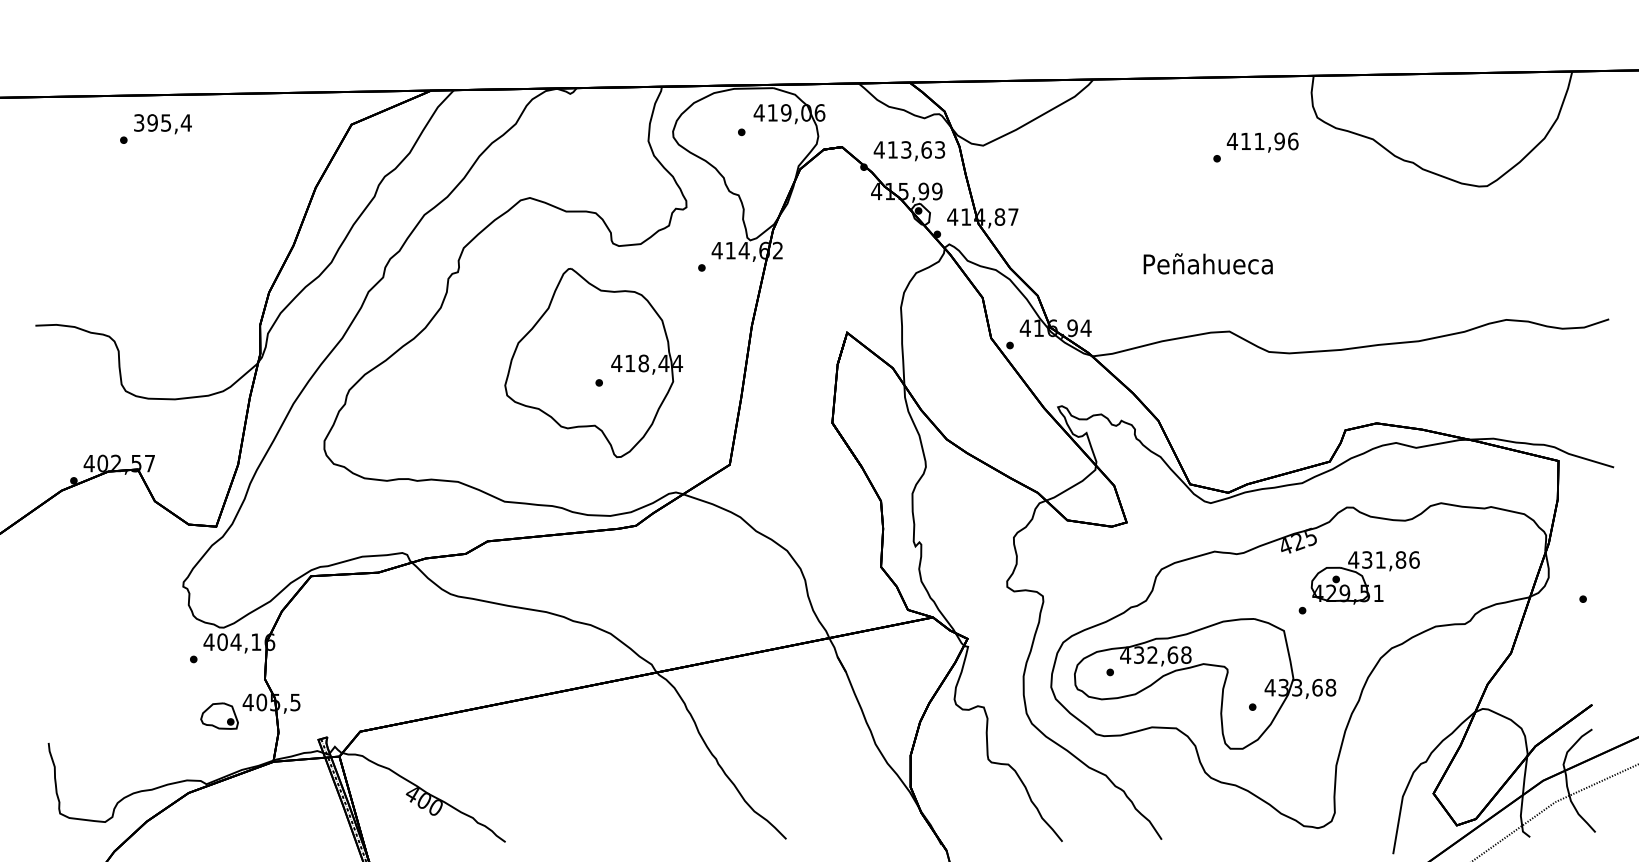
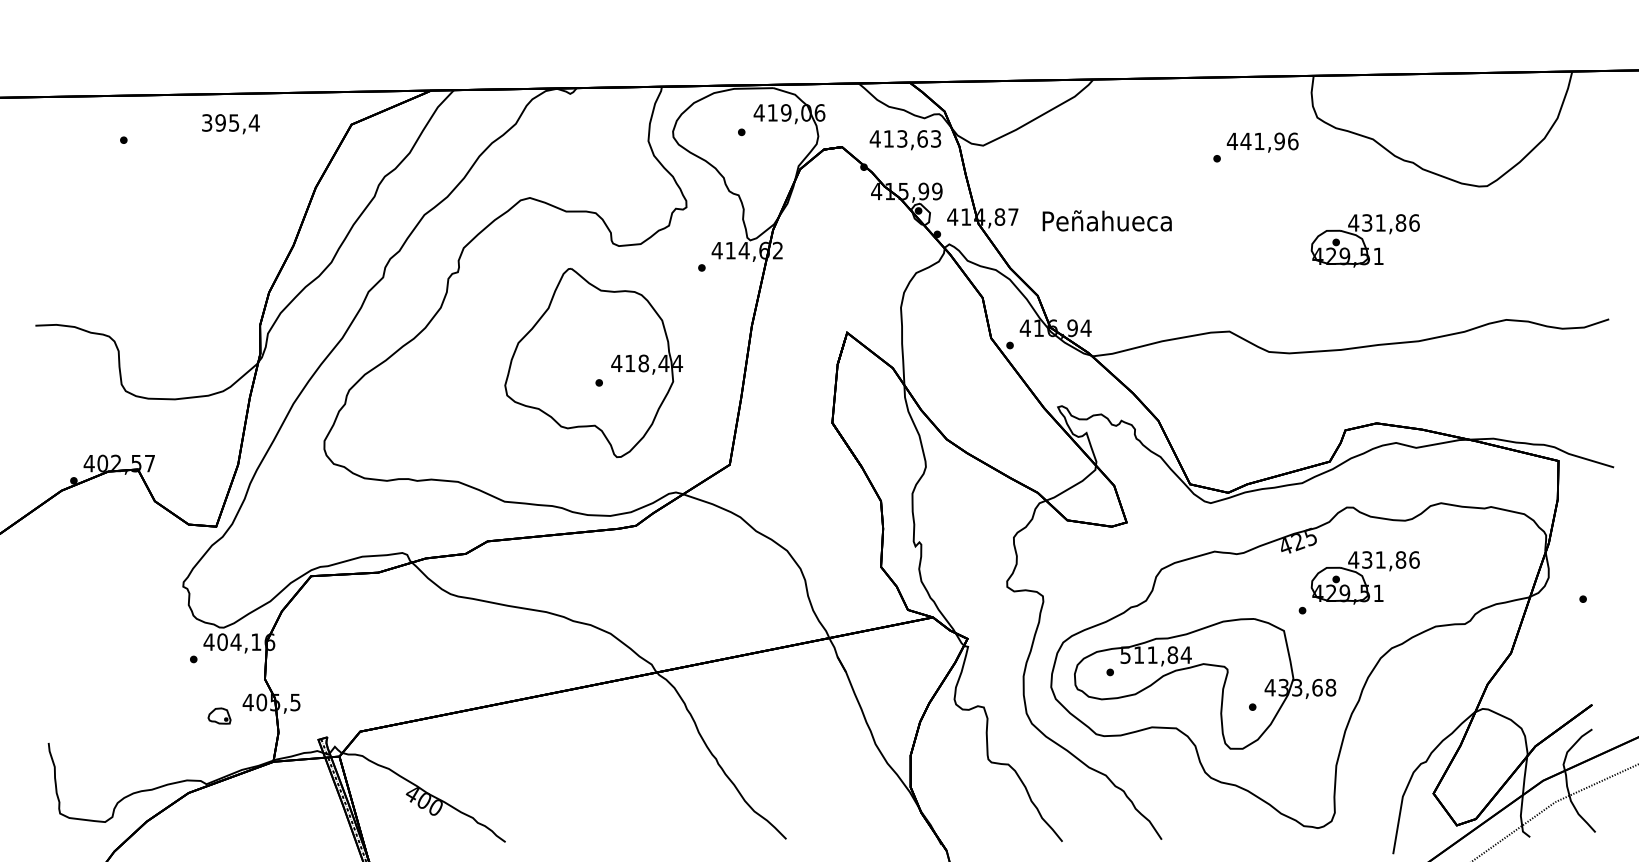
text position: (162, 124) -> (230, 124) (230, 124)
text: 411,96 -> 441,96 (1245, 140)
text position: (909, 151) -> (905, 140) (905, 140)
part: none -> present (1364, 240)
text position: (1207, 263) -> (1106, 220) (1106, 220)
text: 432,68 -> 511,84 (1155, 654)
part size: 39x28 px -> 25x18 px (219, 715)
